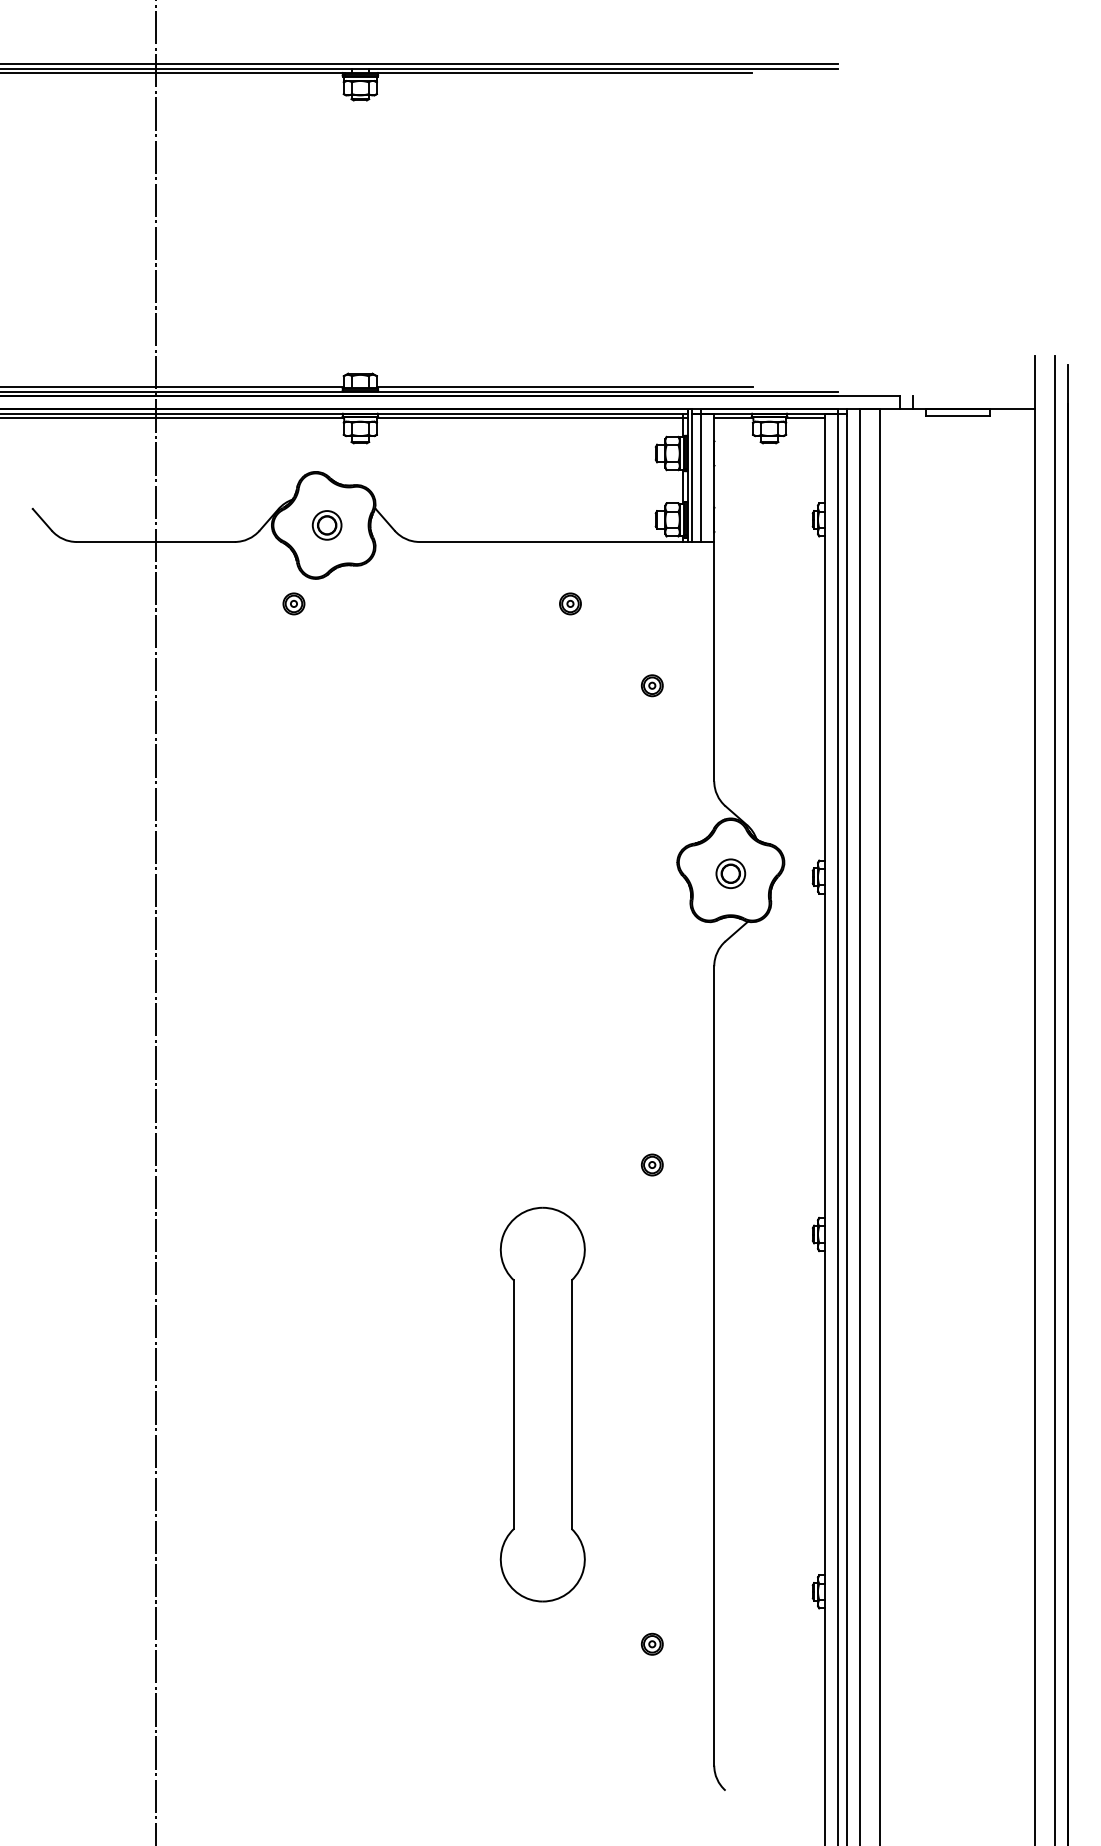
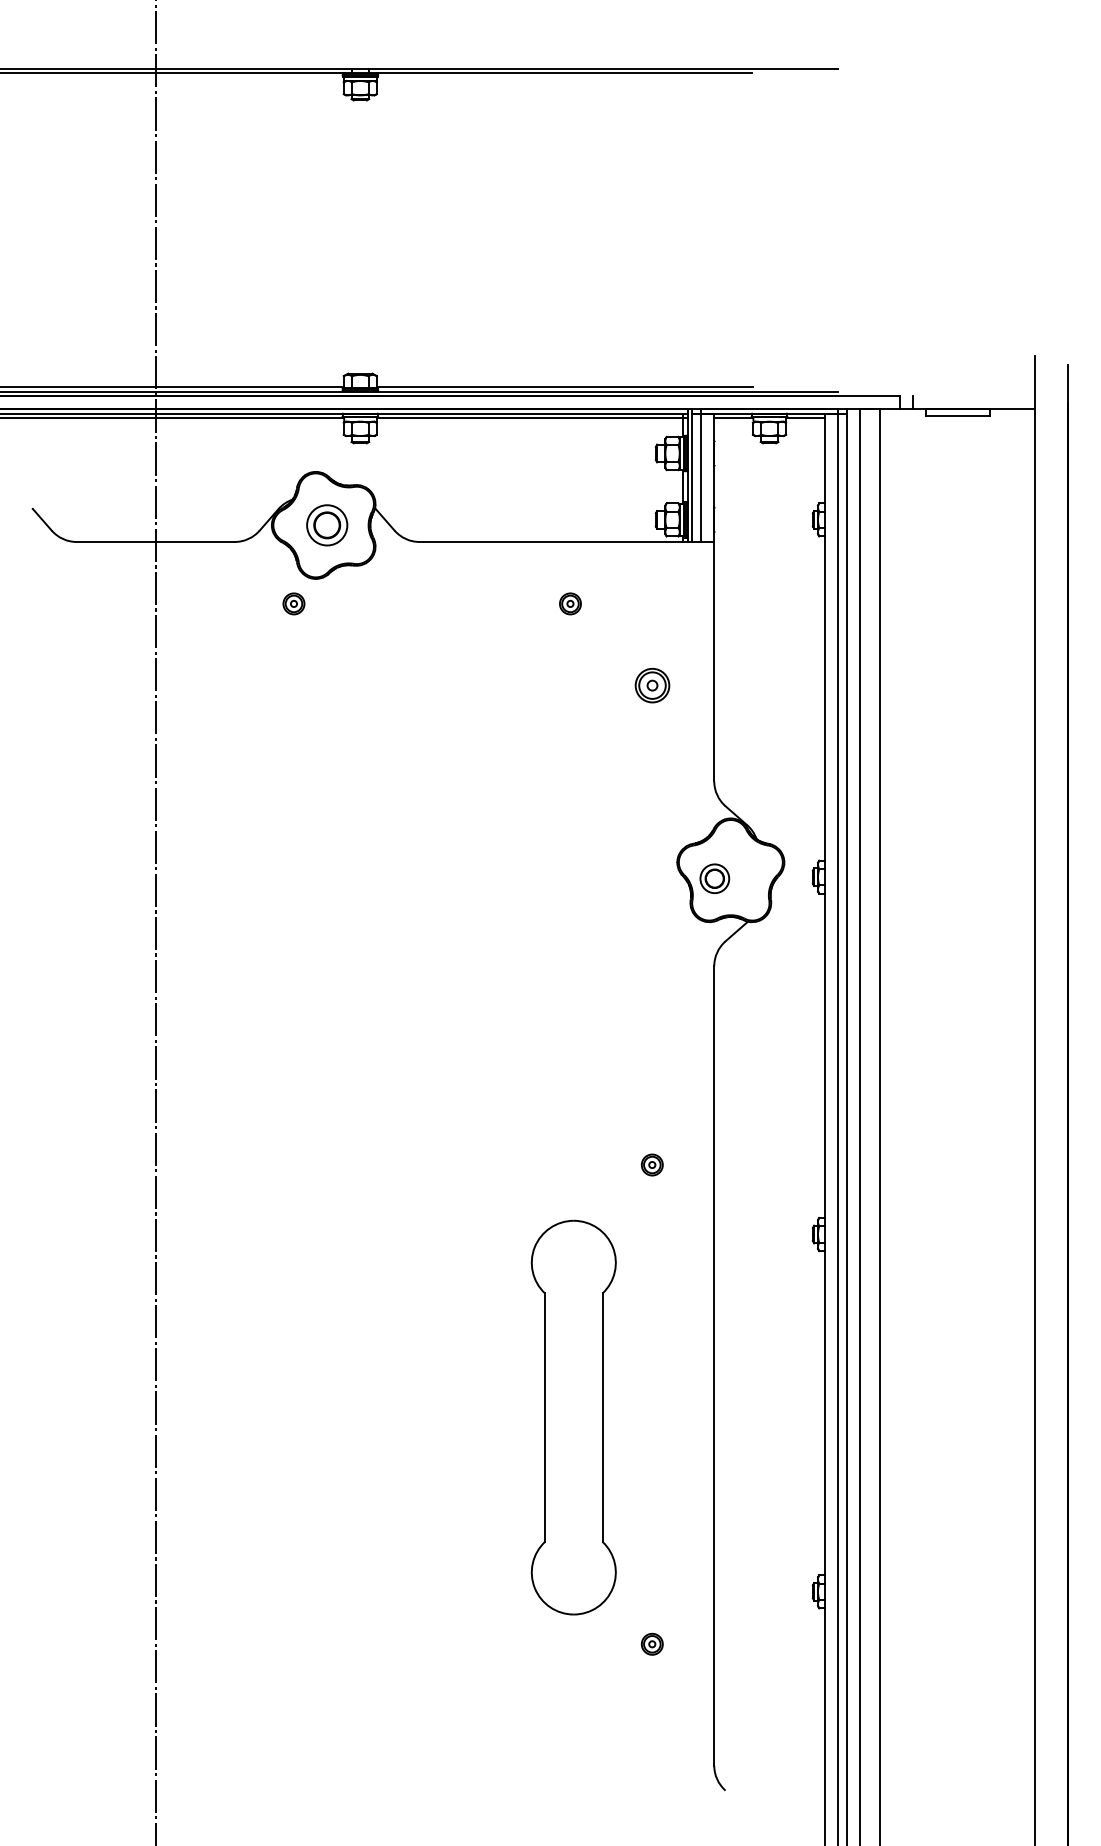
line: present -> none (420, 64)
part size: 32x31 px -> 43x43 px (327, 525)
part size: 24x24 px -> 37x36 px (652, 685)
part position: (730, 873) -> (714, 878) (714, 878)
line: present -> none (1054, 1099)
part position: (542, 1404) -> (573, 1417) (573, 1417)
